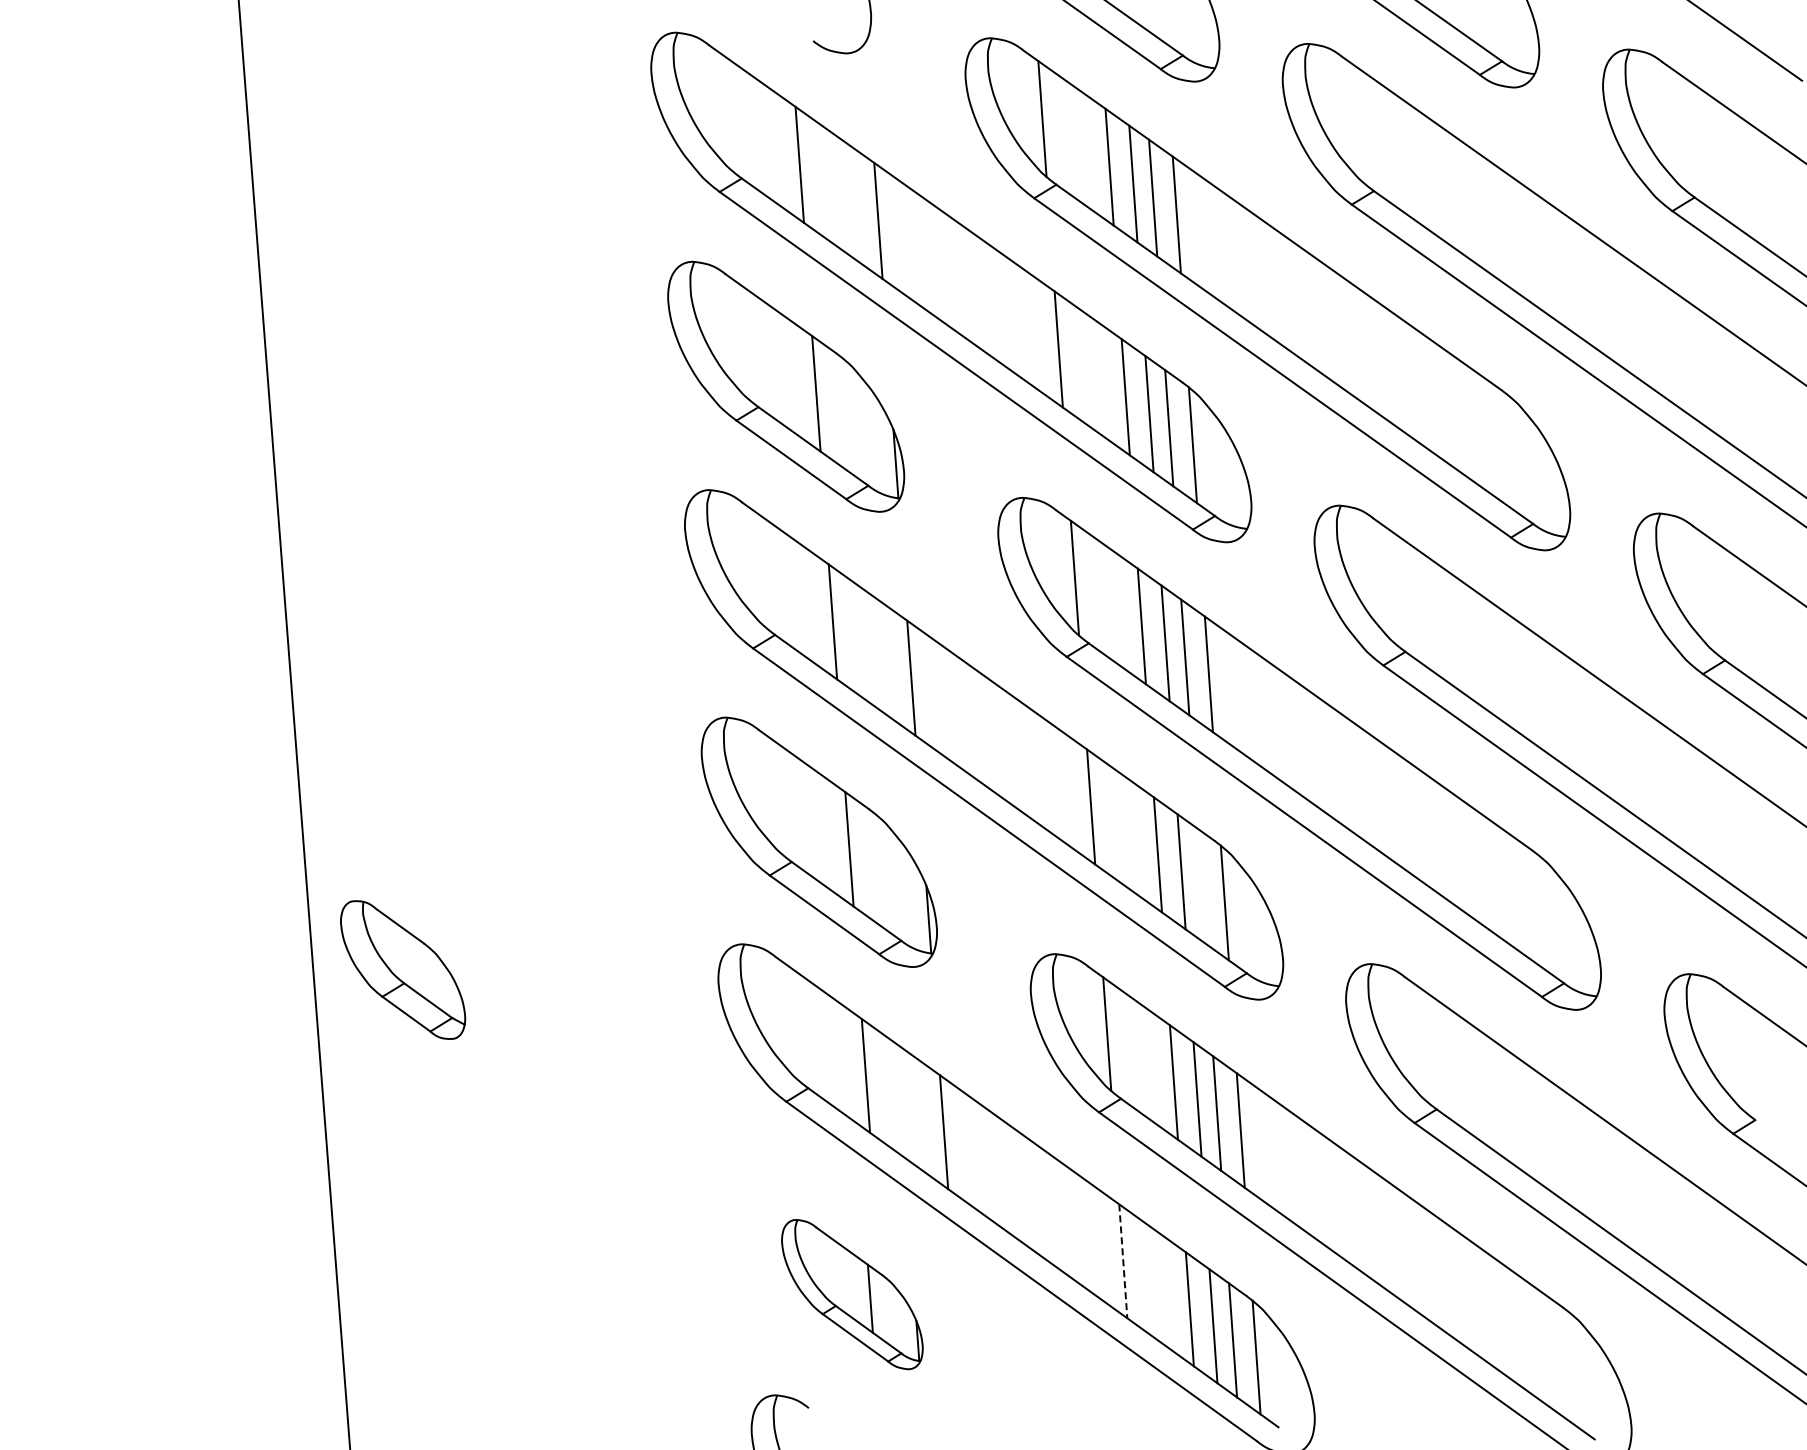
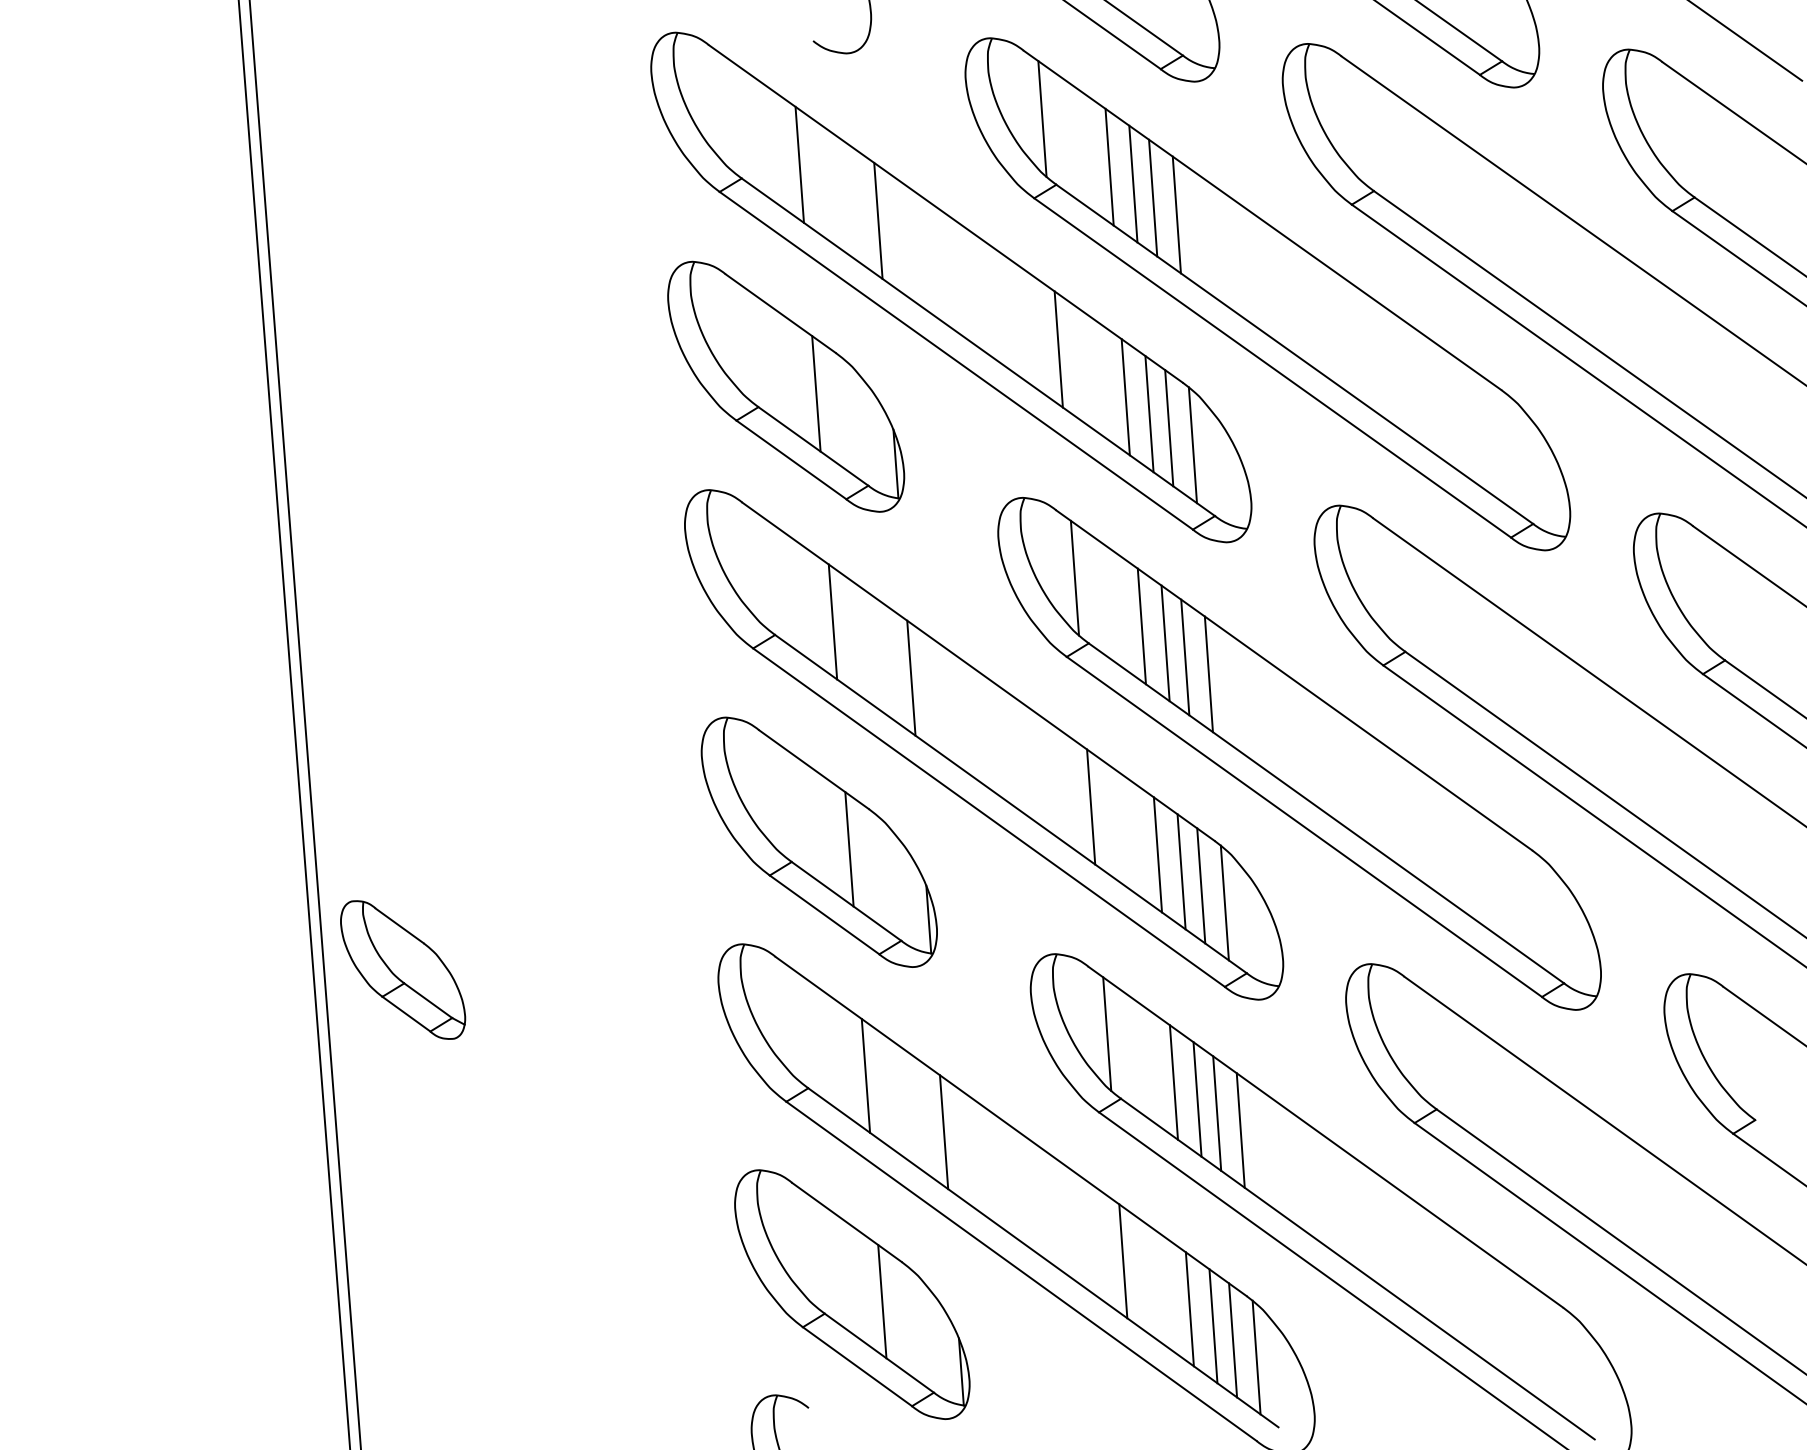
line: none -> present (304, 724)
line: none -> present (1201, 885)
line: dashed -> solid (1123, 1261)
part size: 143x152 px -> 237x251 px (852, 1294)
